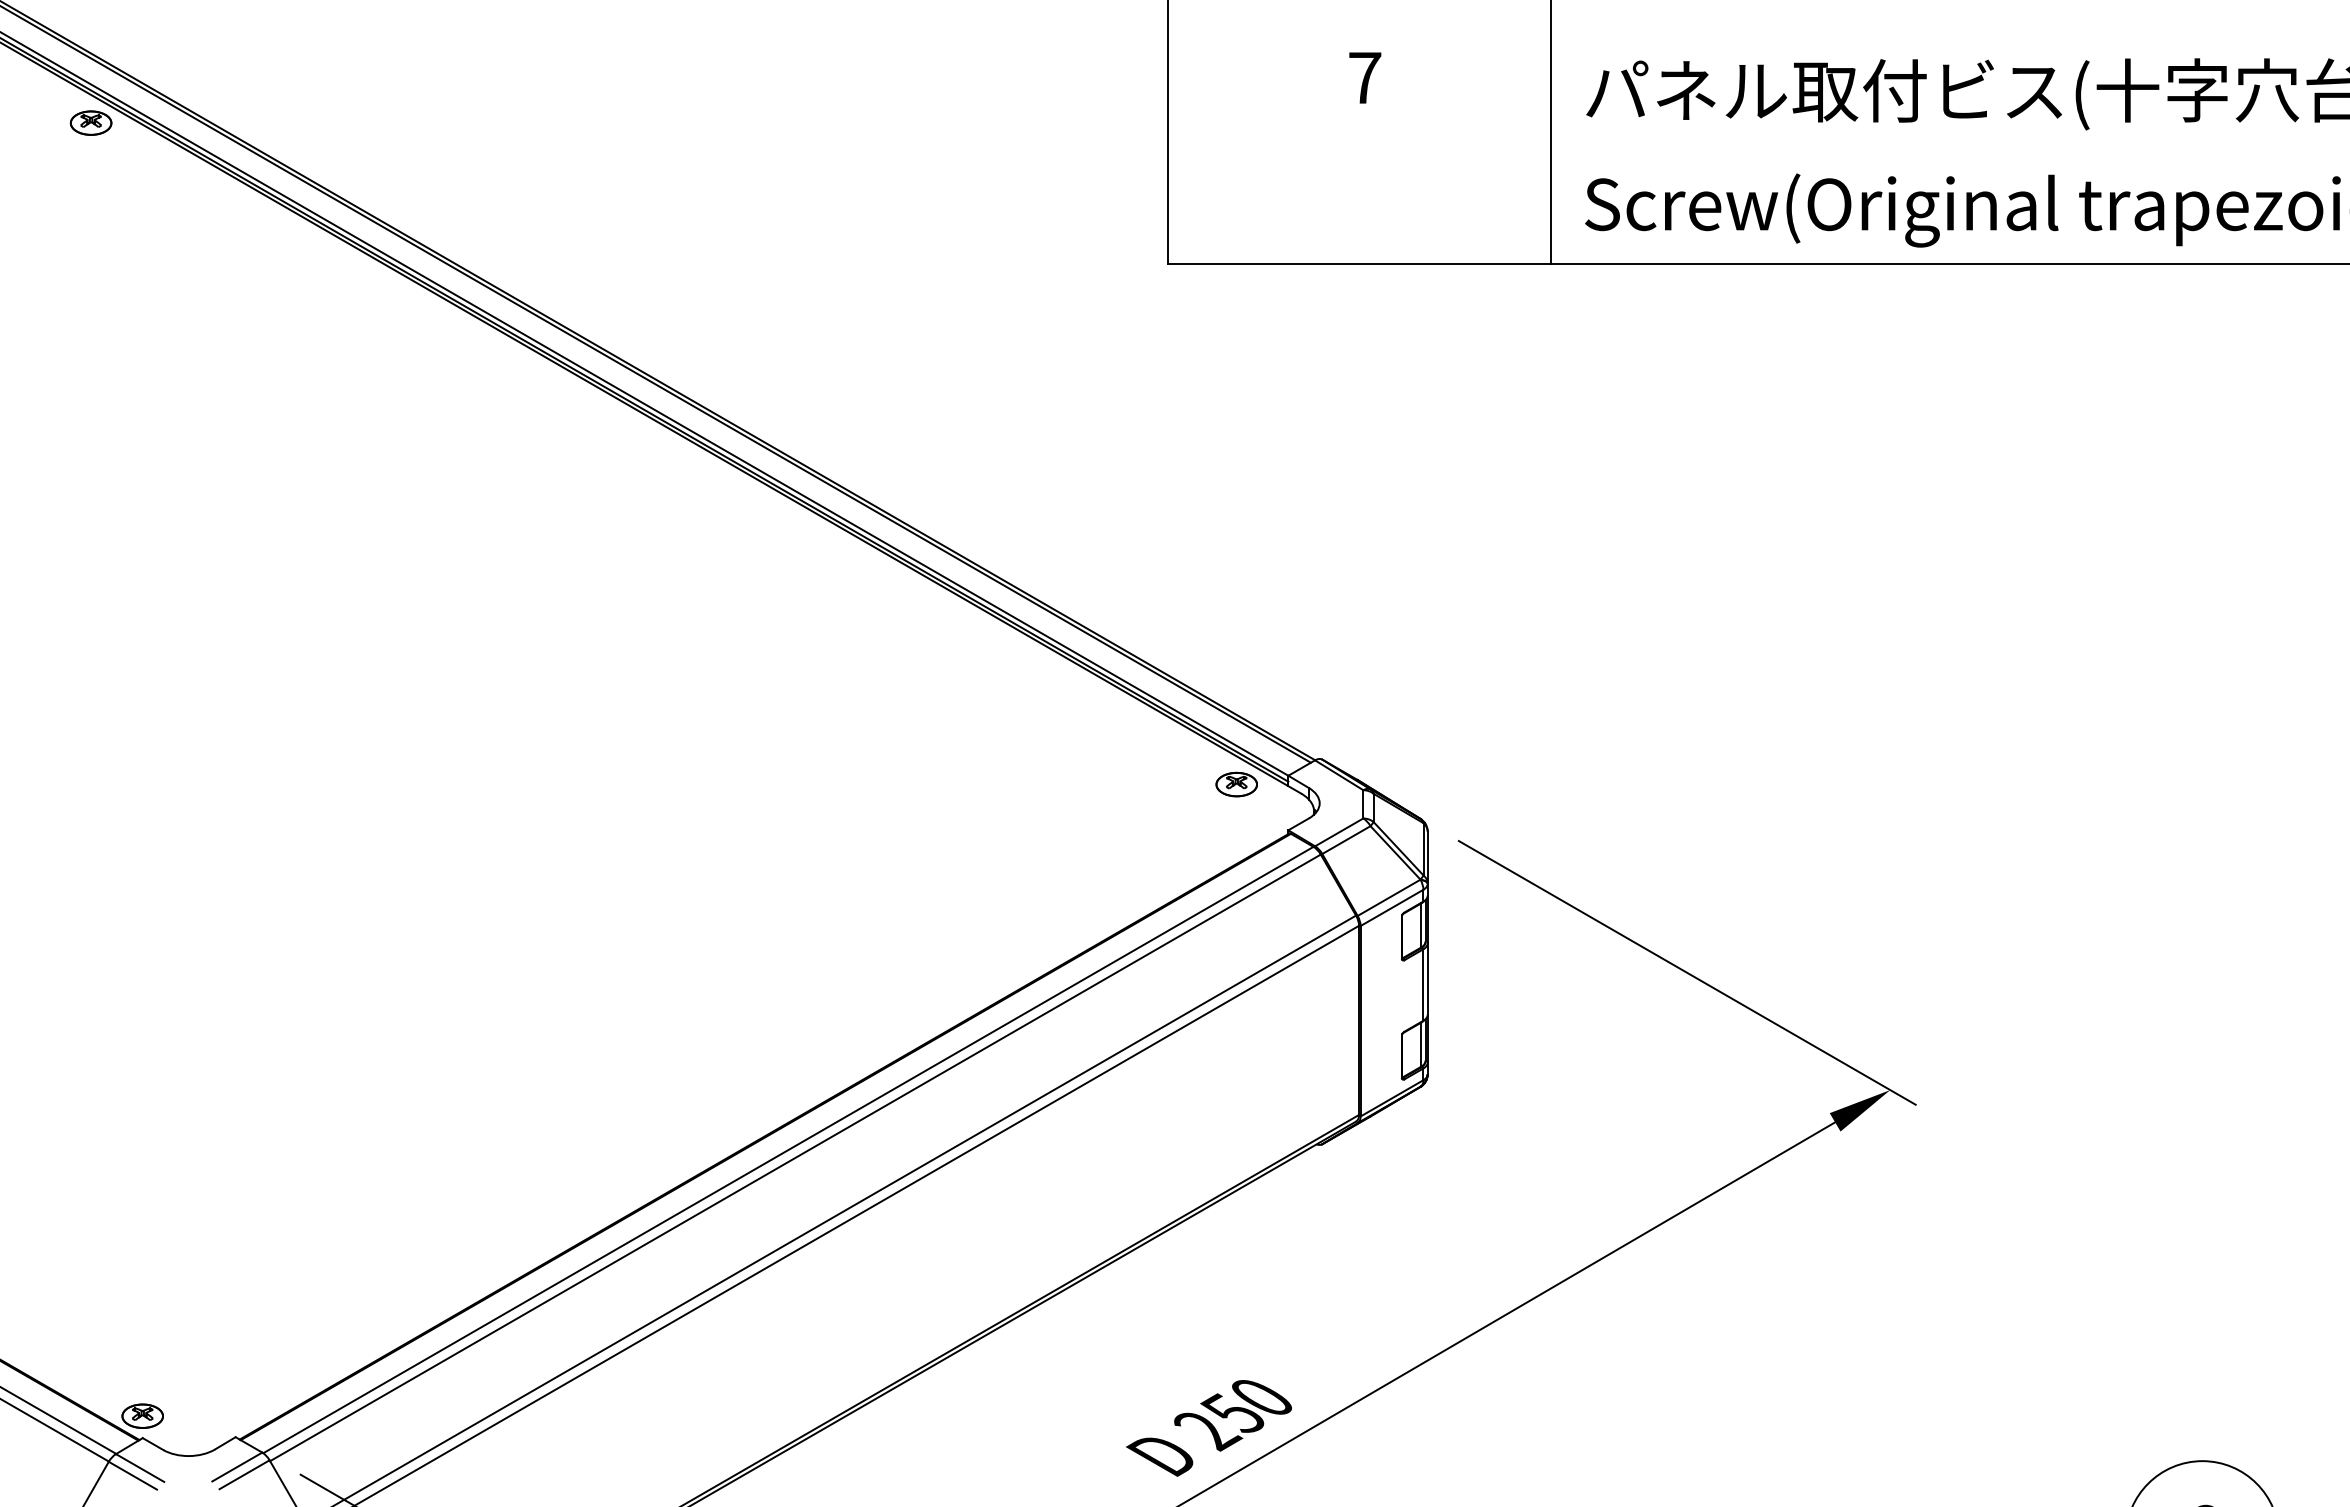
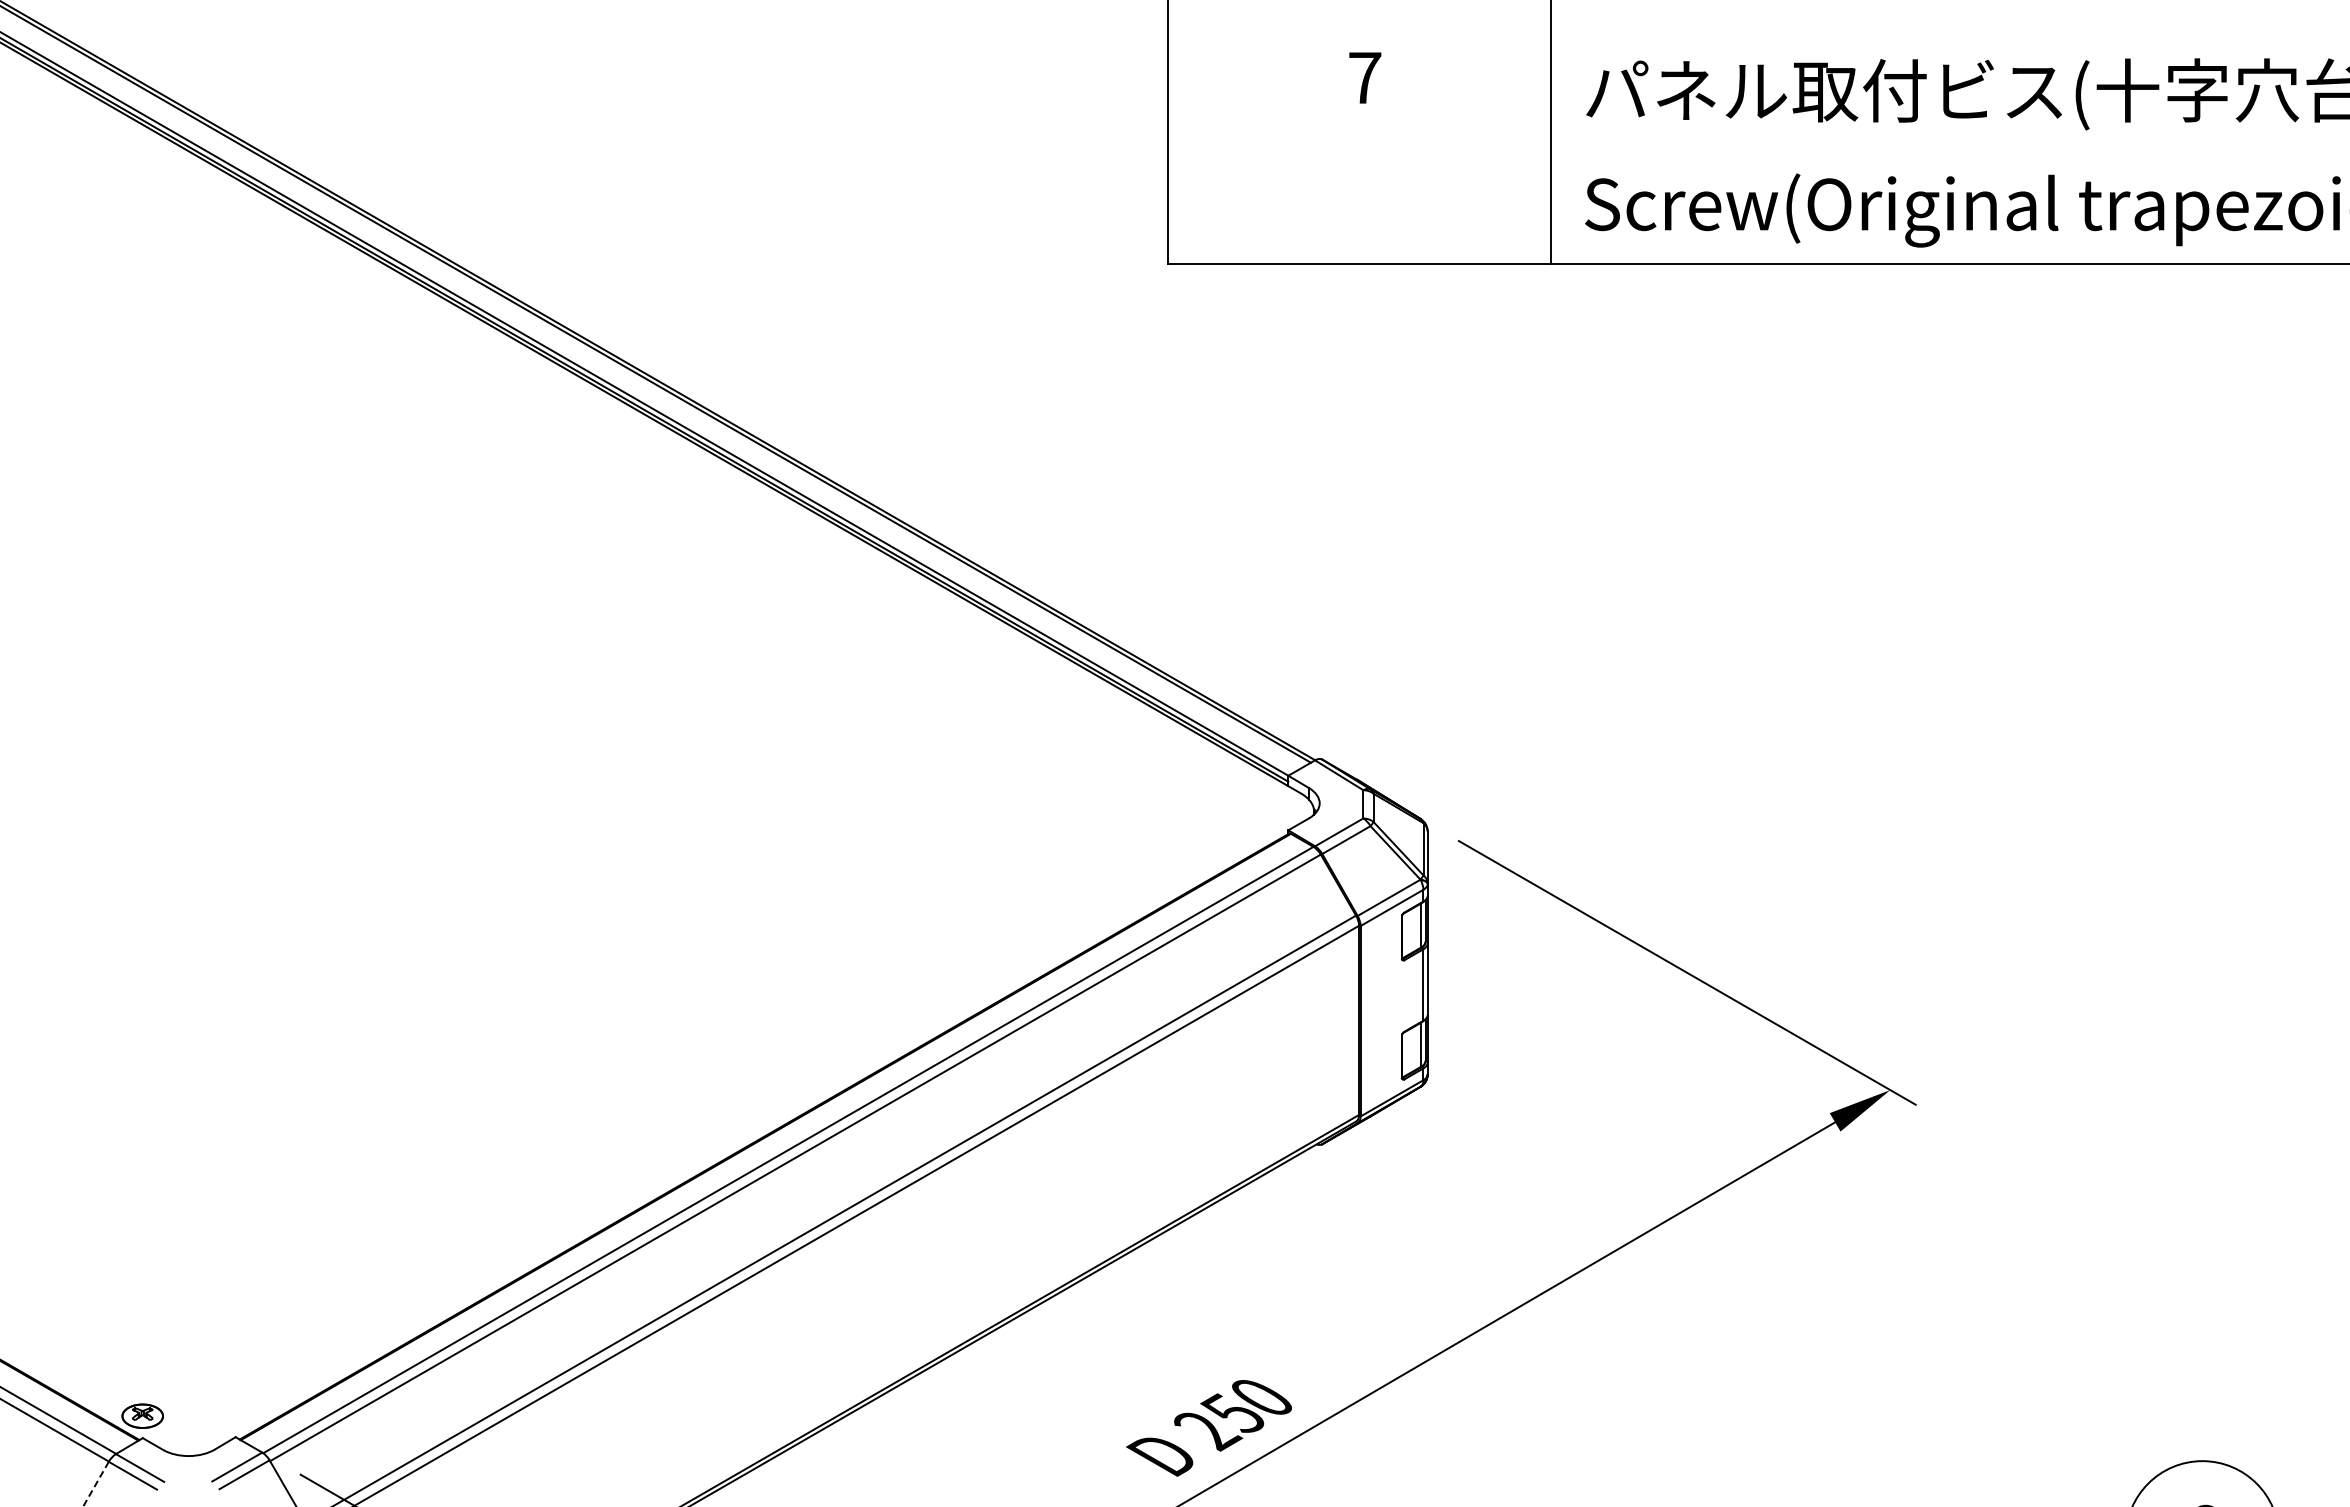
part: present -> none (90, 122)
part: present -> none (1236, 784)
line: solid -> dashed (96, 1484)
